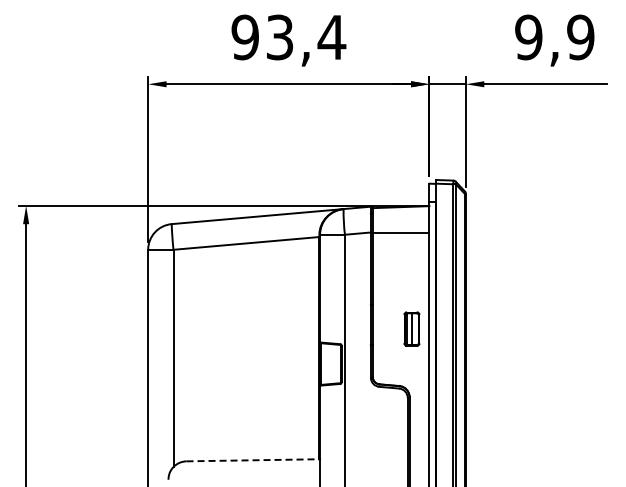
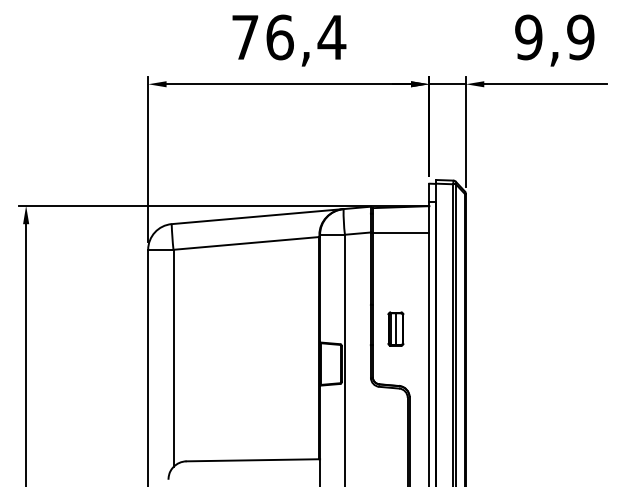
text: 93,4 -> 76,4 (262, 37)
part position: (411, 328) -> (395, 328) (395, 328)
line: dashed -> solid (253, 460)
